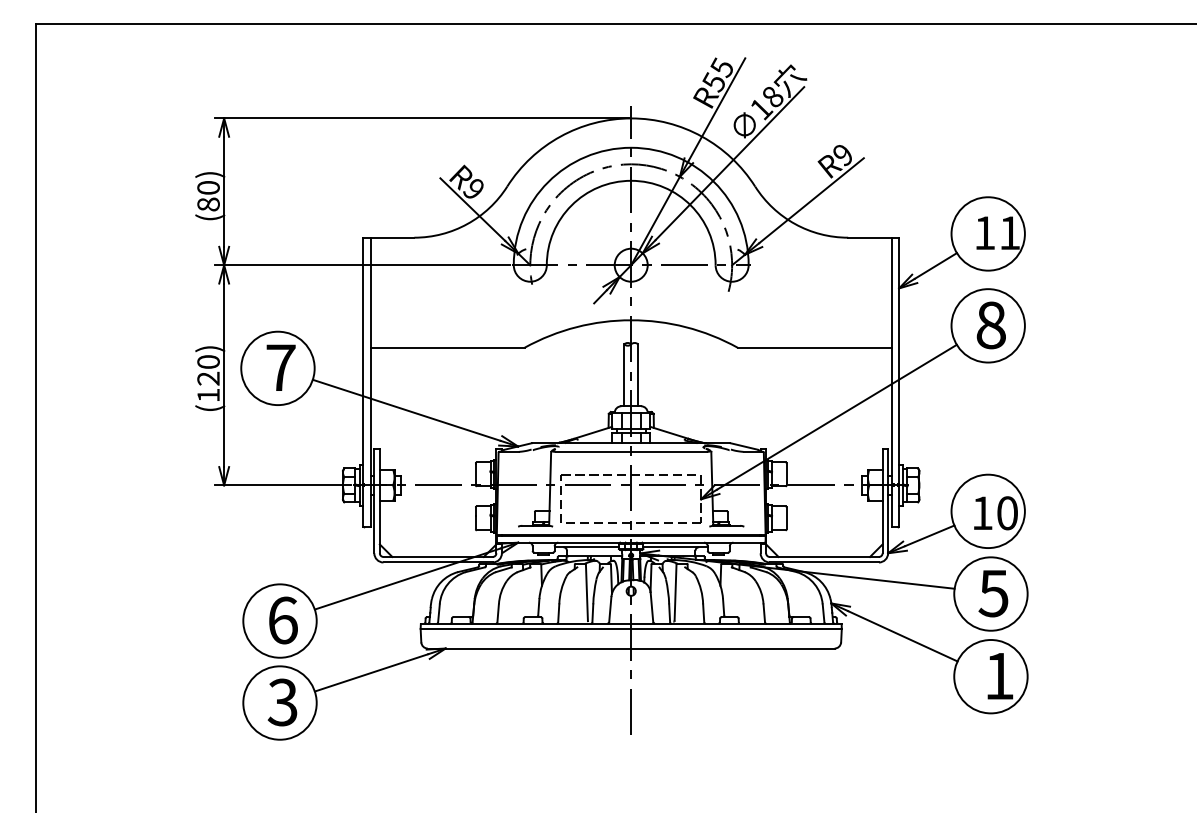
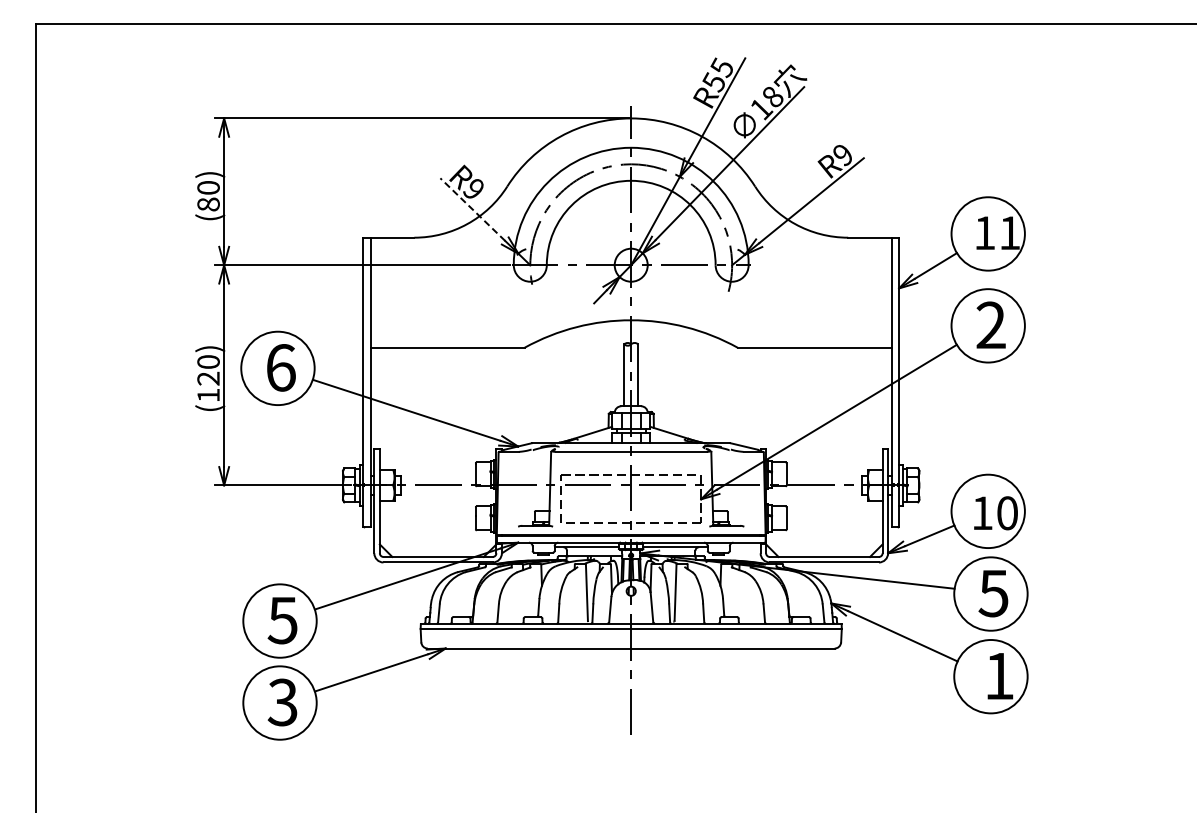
line: solid -> dashed (472, 209)
text: 8 -> 2 (990, 325)
text: 7 -> 6 (280, 367)
text: 6 -> 5 (282, 620)
